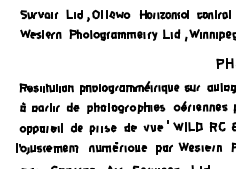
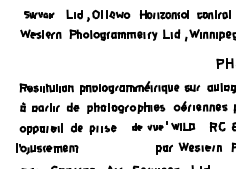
part size: 39x10 px -> 31x8 px (39, 14)
part size: 79x12 px -> 64x10 px (163, 125)
part: present -> none (117, 147)
